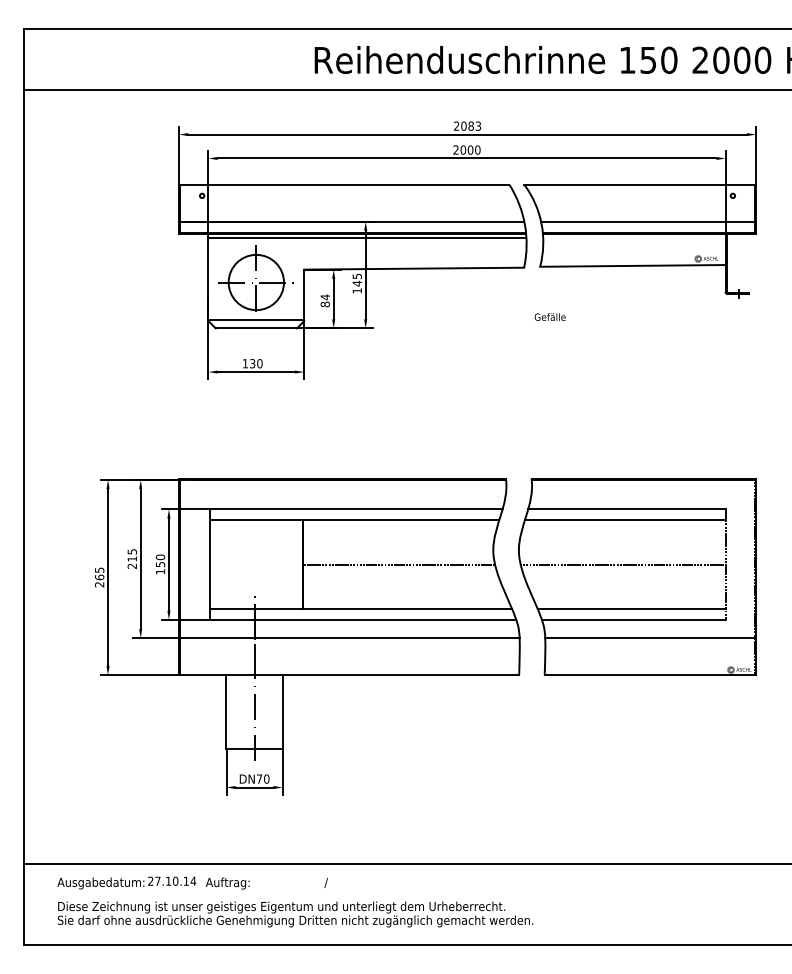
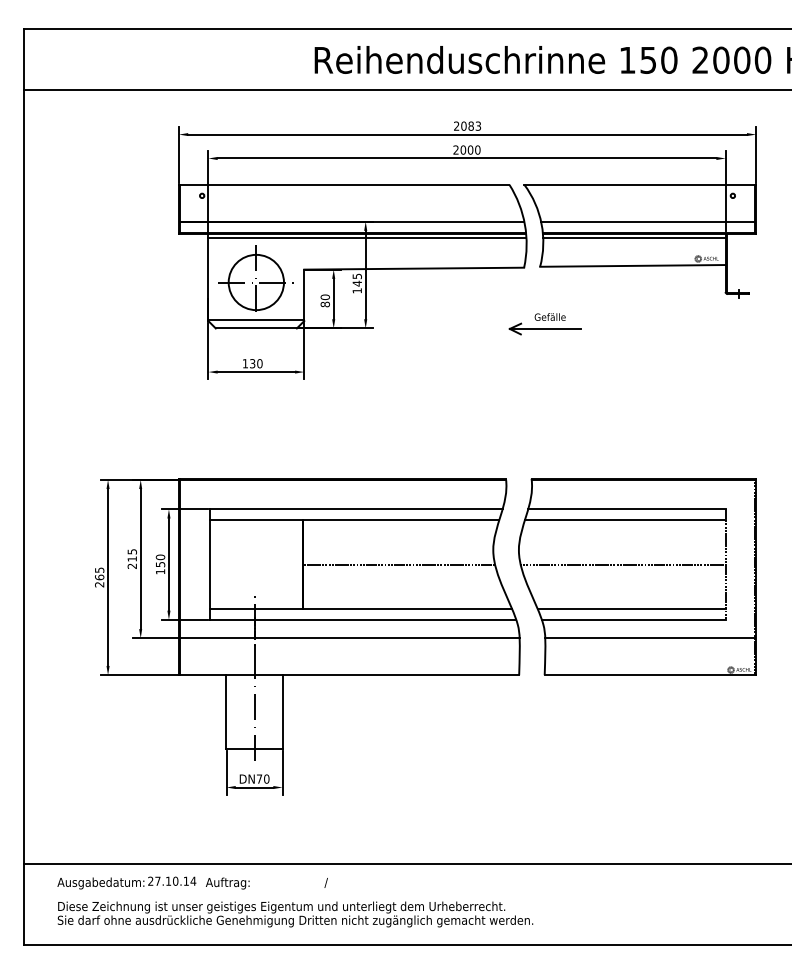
line: none -> present (634, 237)
text: 84 -> 80 (324, 297)
part: none -> present (544, 328)
